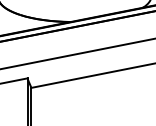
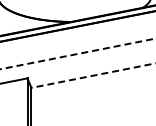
line: solid -> dashed (77, 53)
line: solid -> dashed (93, 75)
